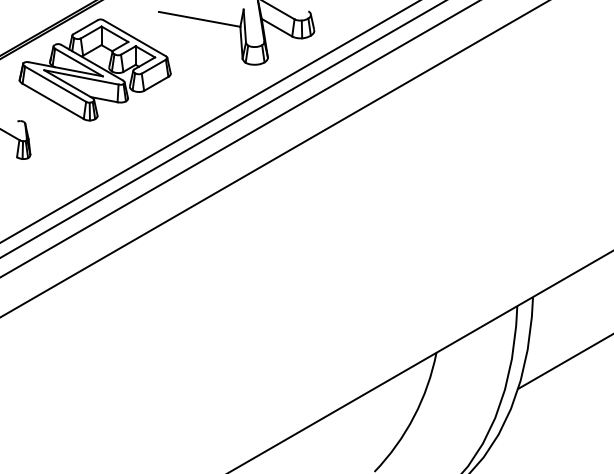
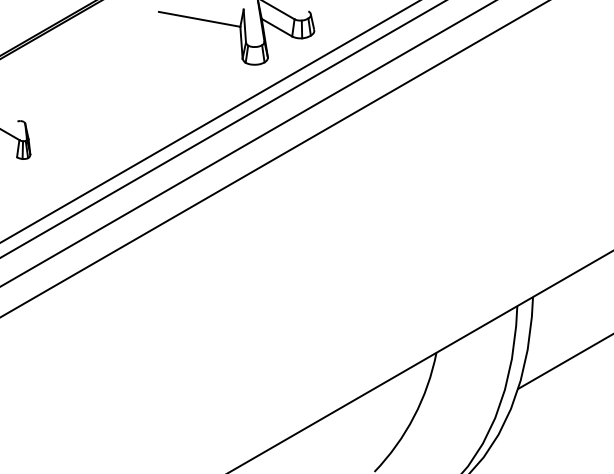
part: present -> none (94, 69)
line position: (239, 139) -> (247, 143) (247, 143)
